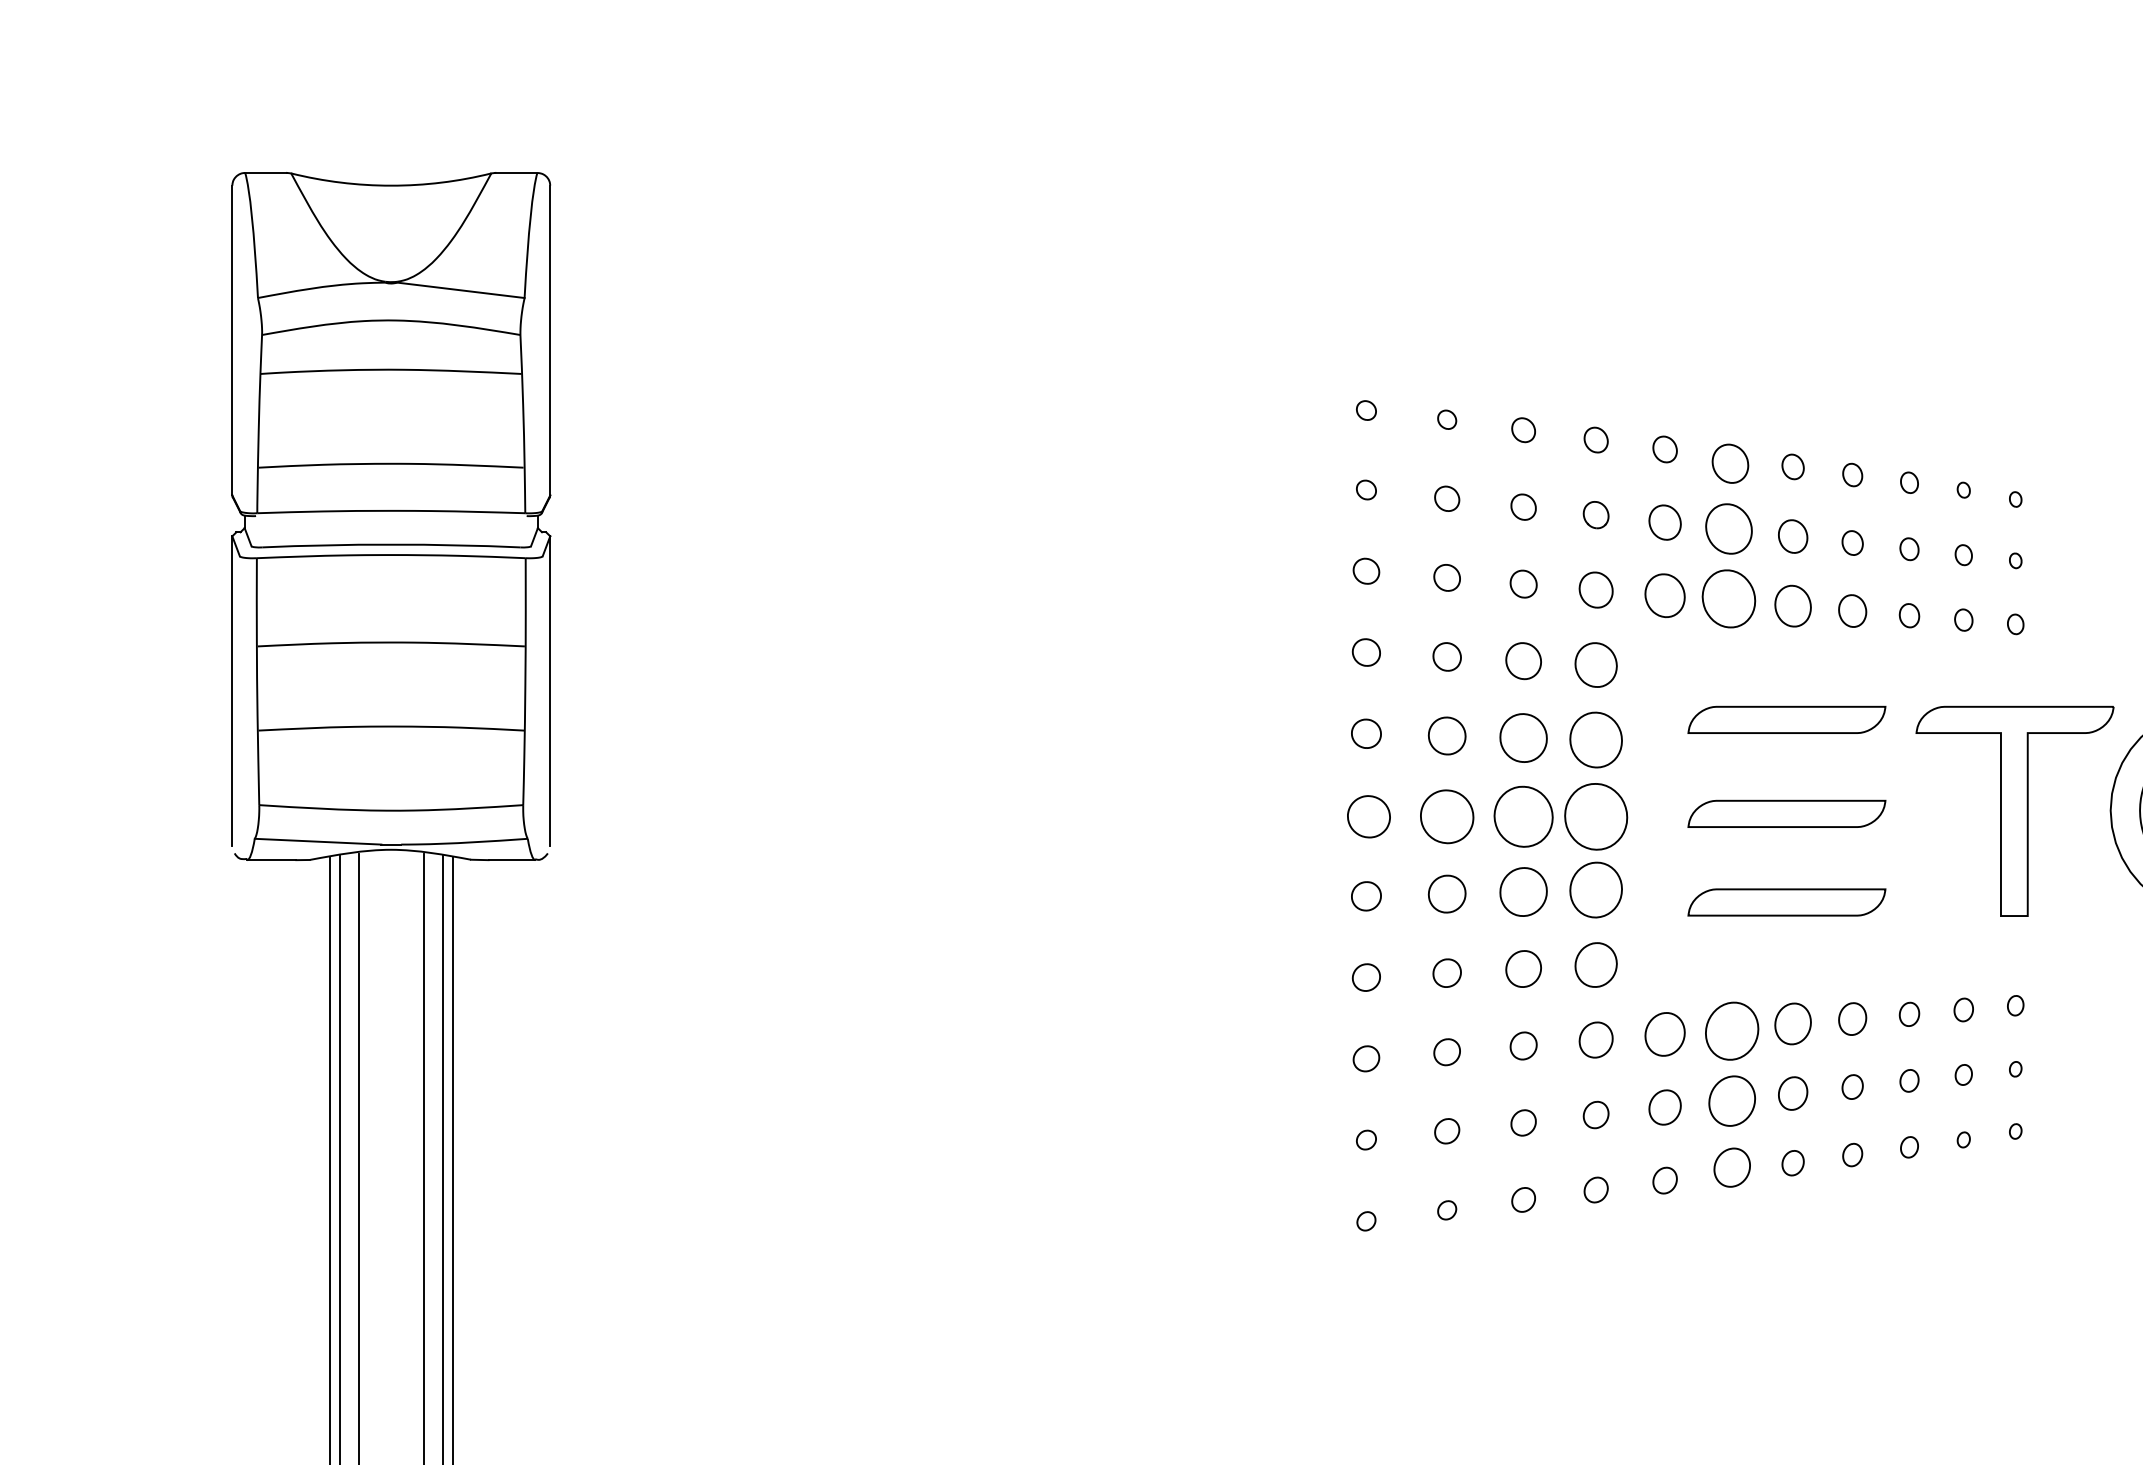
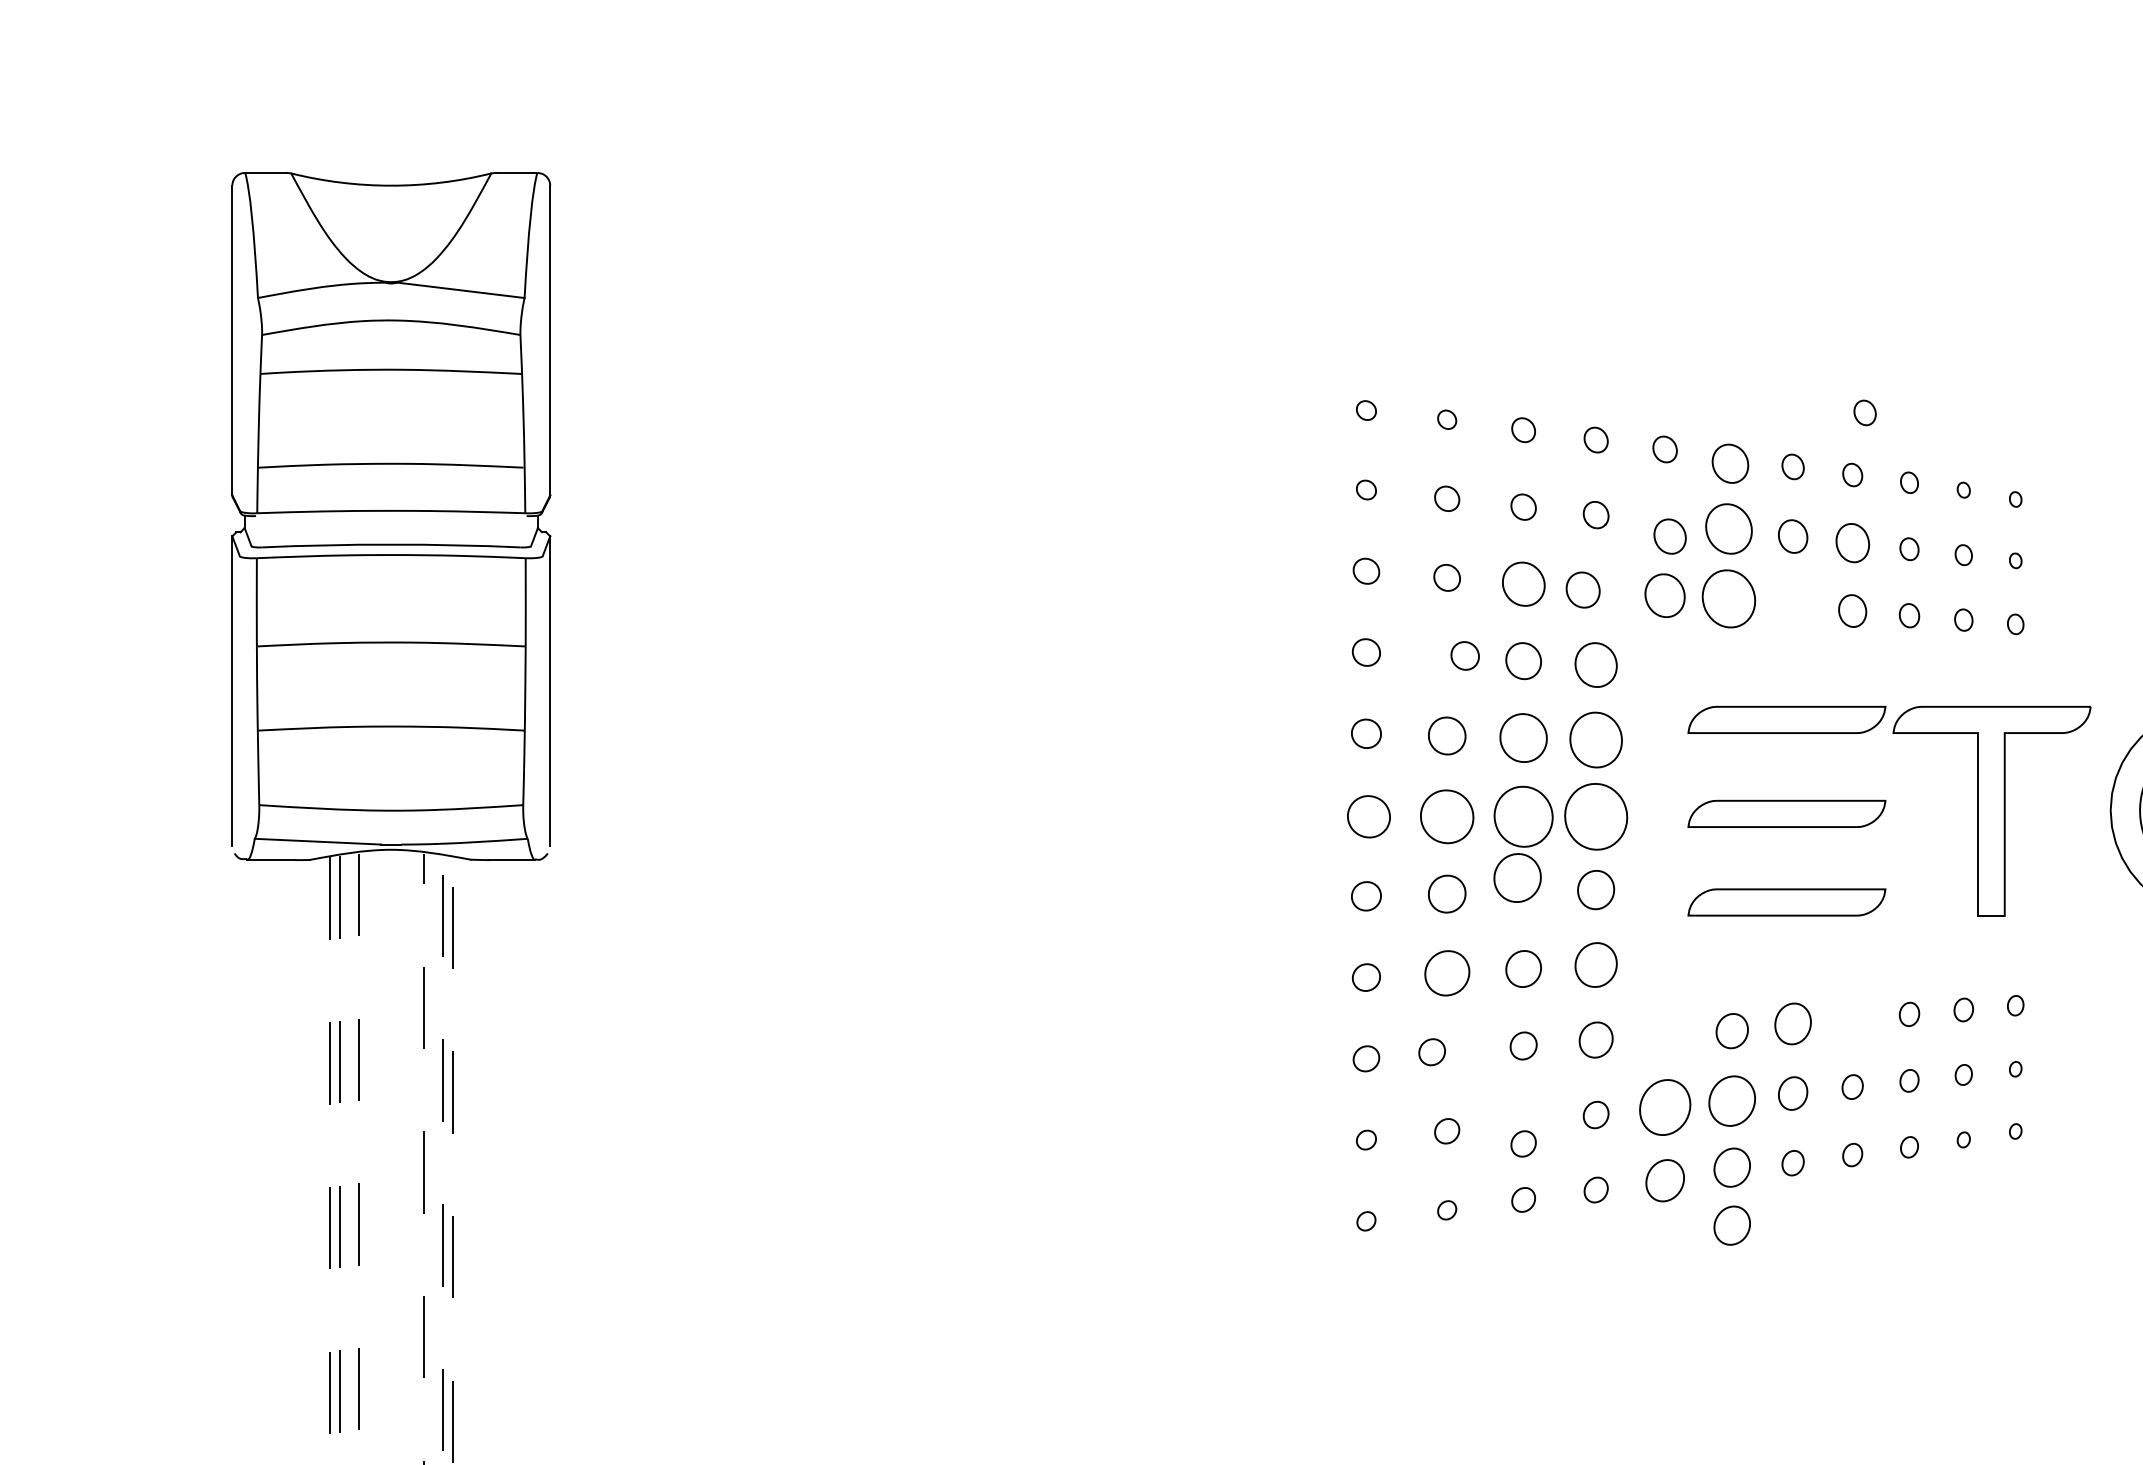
part: none -> present (1864, 412)
part position: (1664, 522) -> (1669, 536) (1669, 536)
part size: 23x26 px -> 36x41 px (1852, 543)
part size: 29x30 px -> 44x46 px (1523, 583)
part position: (1595, 589) -> (1582, 589) (1582, 589)
part: present -> none (1792, 605)
part position: (1446, 656) -> (1464, 655) (1464, 655)
part position: (2014, 810) -> (1991, 810) (1991, 810)
part size: 54x58 px -> 39x41 px (1596, 890)
part position: (1523, 891) -> (1517, 877) (1517, 877)
part size: 30x30 px -> 47x47 px (1447, 973)
part: present -> none (1852, 1018)
part size: 55x60 px -> 34x37 px (1731, 1031)
part: present -> none (1664, 1034)
part position: (1446, 1052) -> (1431, 1052) (1431, 1052)
part size: 34x37 px -> 53x57 px (1665, 1107)
part position: (1523, 1122) -> (1523, 1143) (1523, 1143)
line: solid -> dashed (423, 1158)
line: solid -> dashed (358, 1159)
line: solid -> dashed (339, 1160)
line: solid -> dashed (442, 1160)
line: solid -> dashed (452, 1160)
line: solid -> dashed (329, 1161)
part size: 26x29 px -> 40x44 px (1664, 1180)
part: none -> present (1731, 1225)
